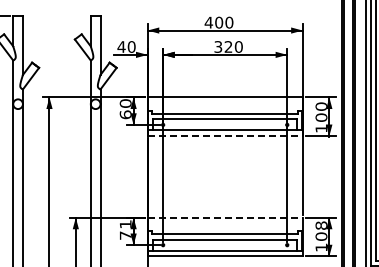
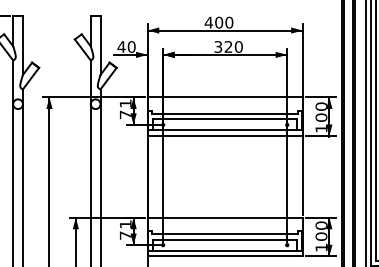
text: 60 -> 71 (125, 109)
line: dashed -> solid (225, 136)
line: dashed -> solid (225, 217)
text: 108 -> 100 (320, 225)
